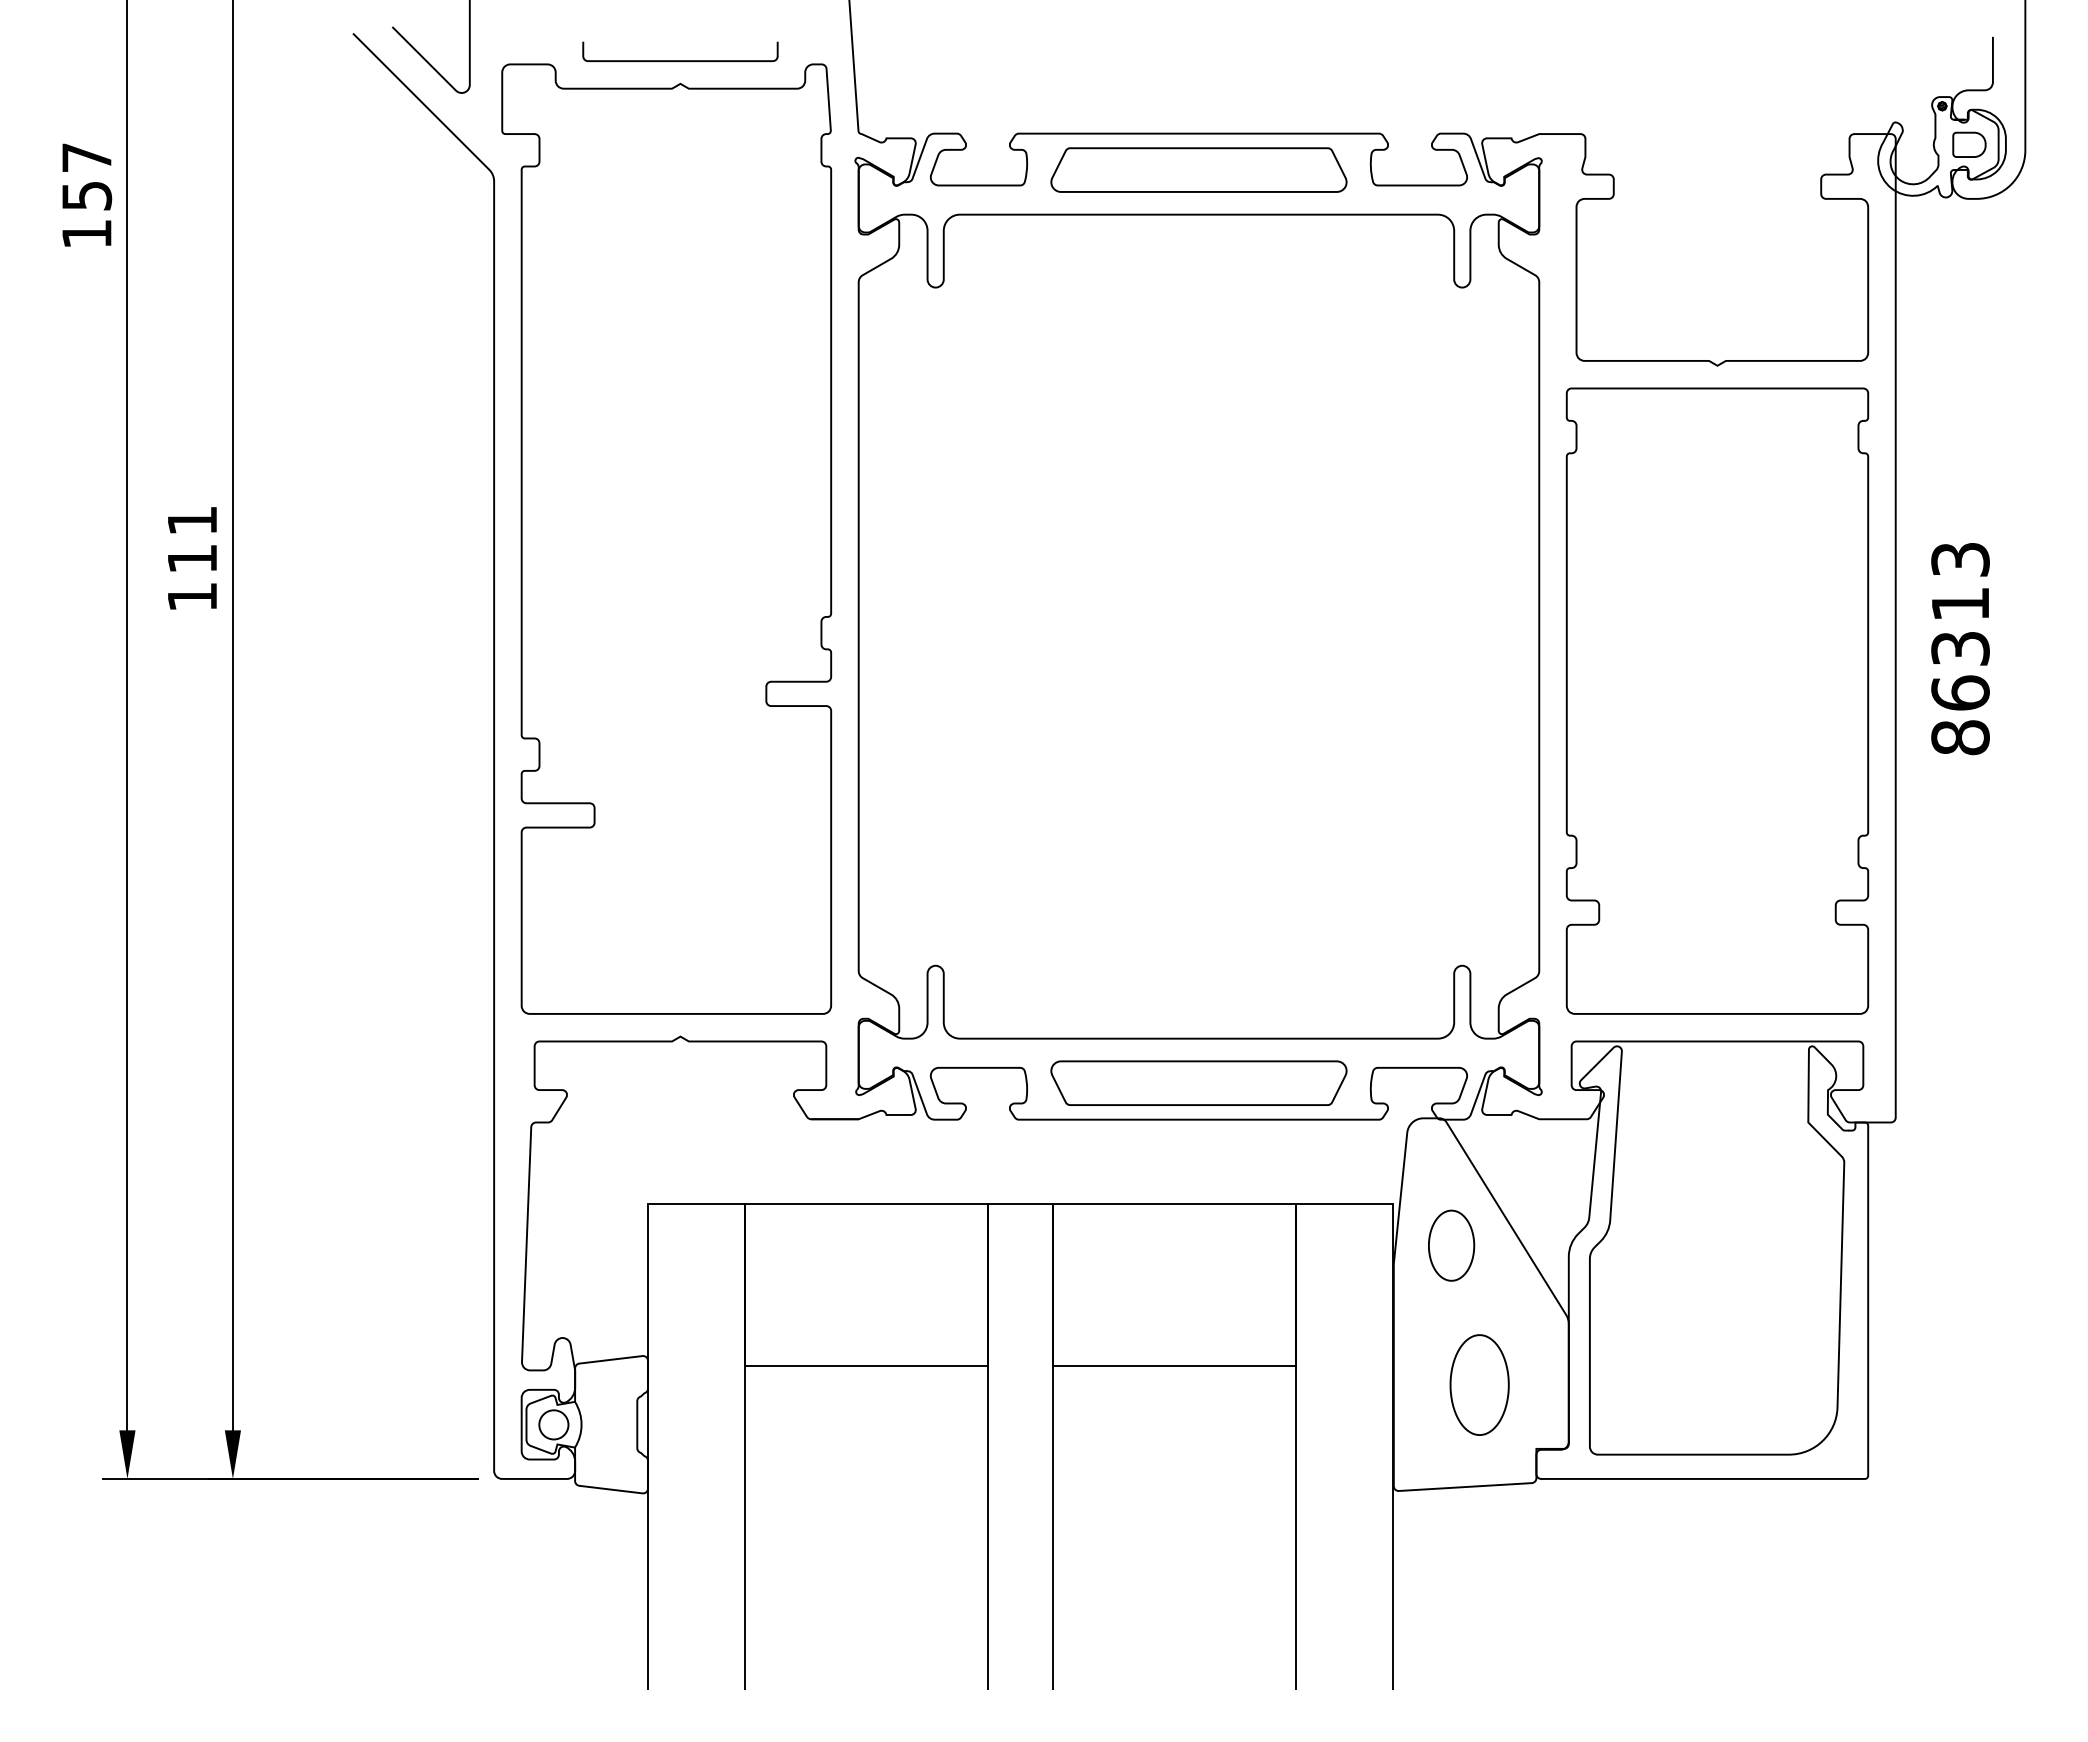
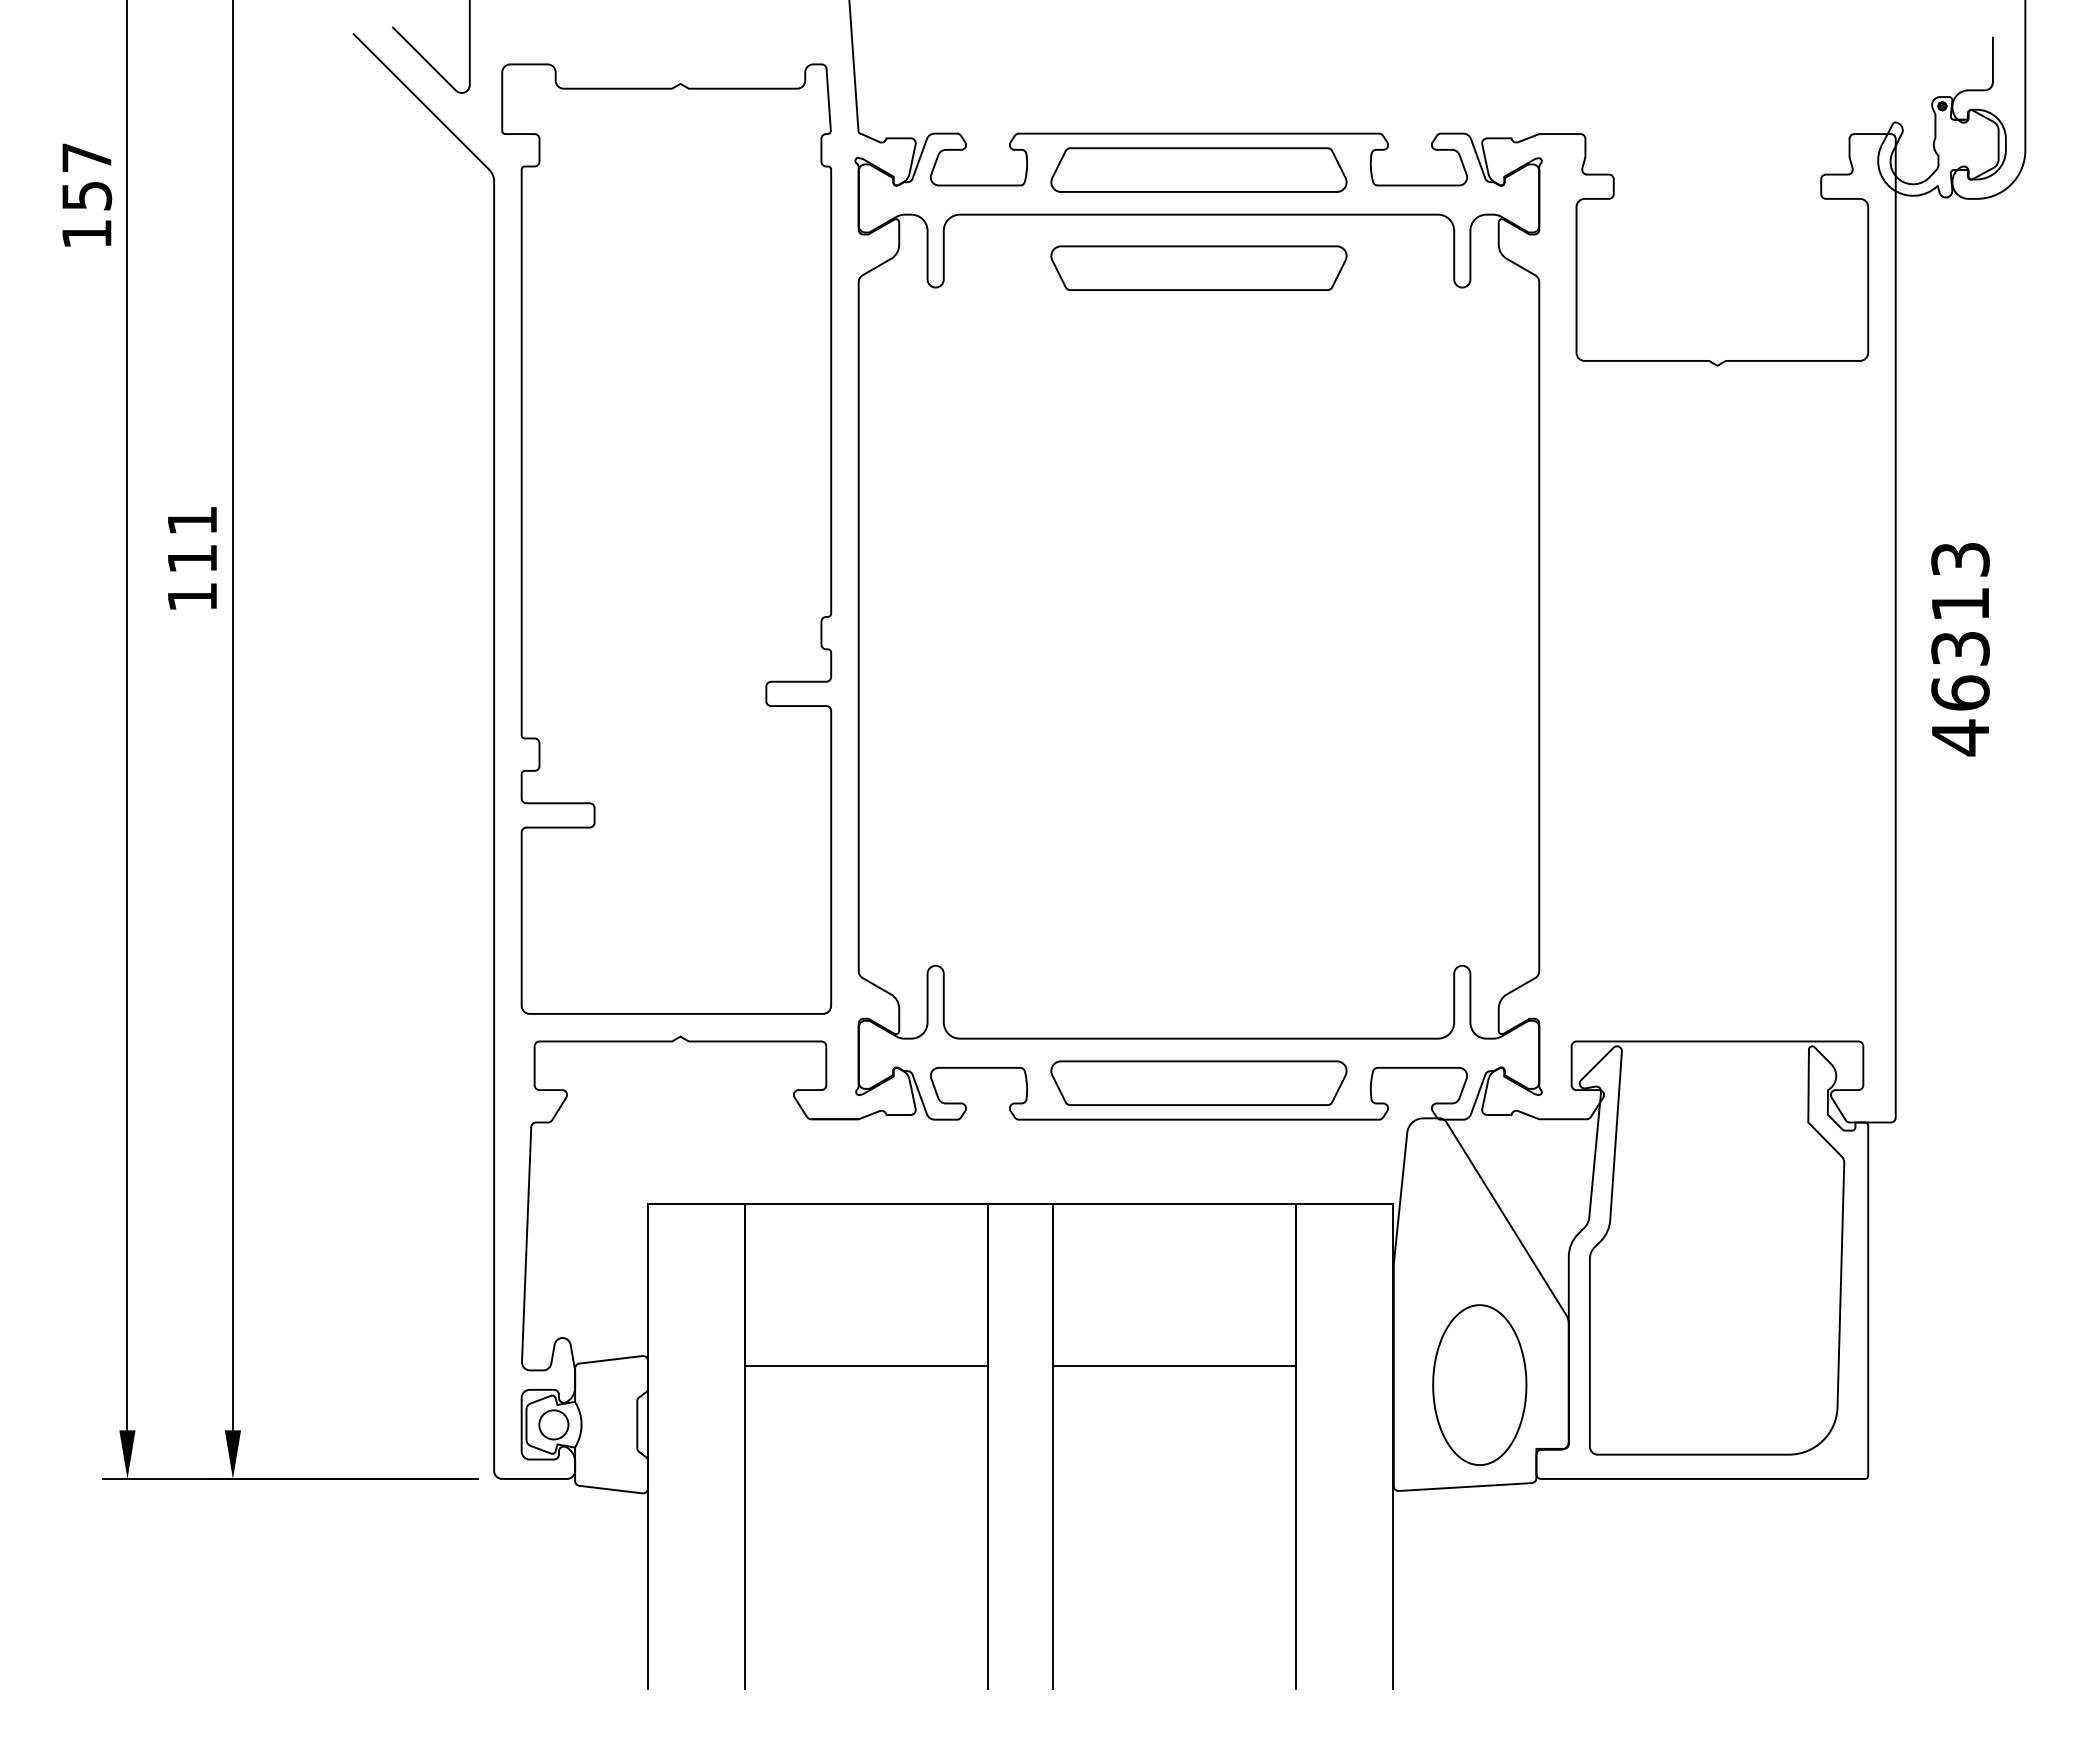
curve: present -> none (680, 60)
part: present -> none (1969, 144)
part: none -> present (1198, 267)
part: present -> none (1717, 700)
text: 86313 -> 46313 (1960, 737)
part: present -> none (1451, 1245)
part size: 61x102 px -> 96x162 px (1479, 1384)
